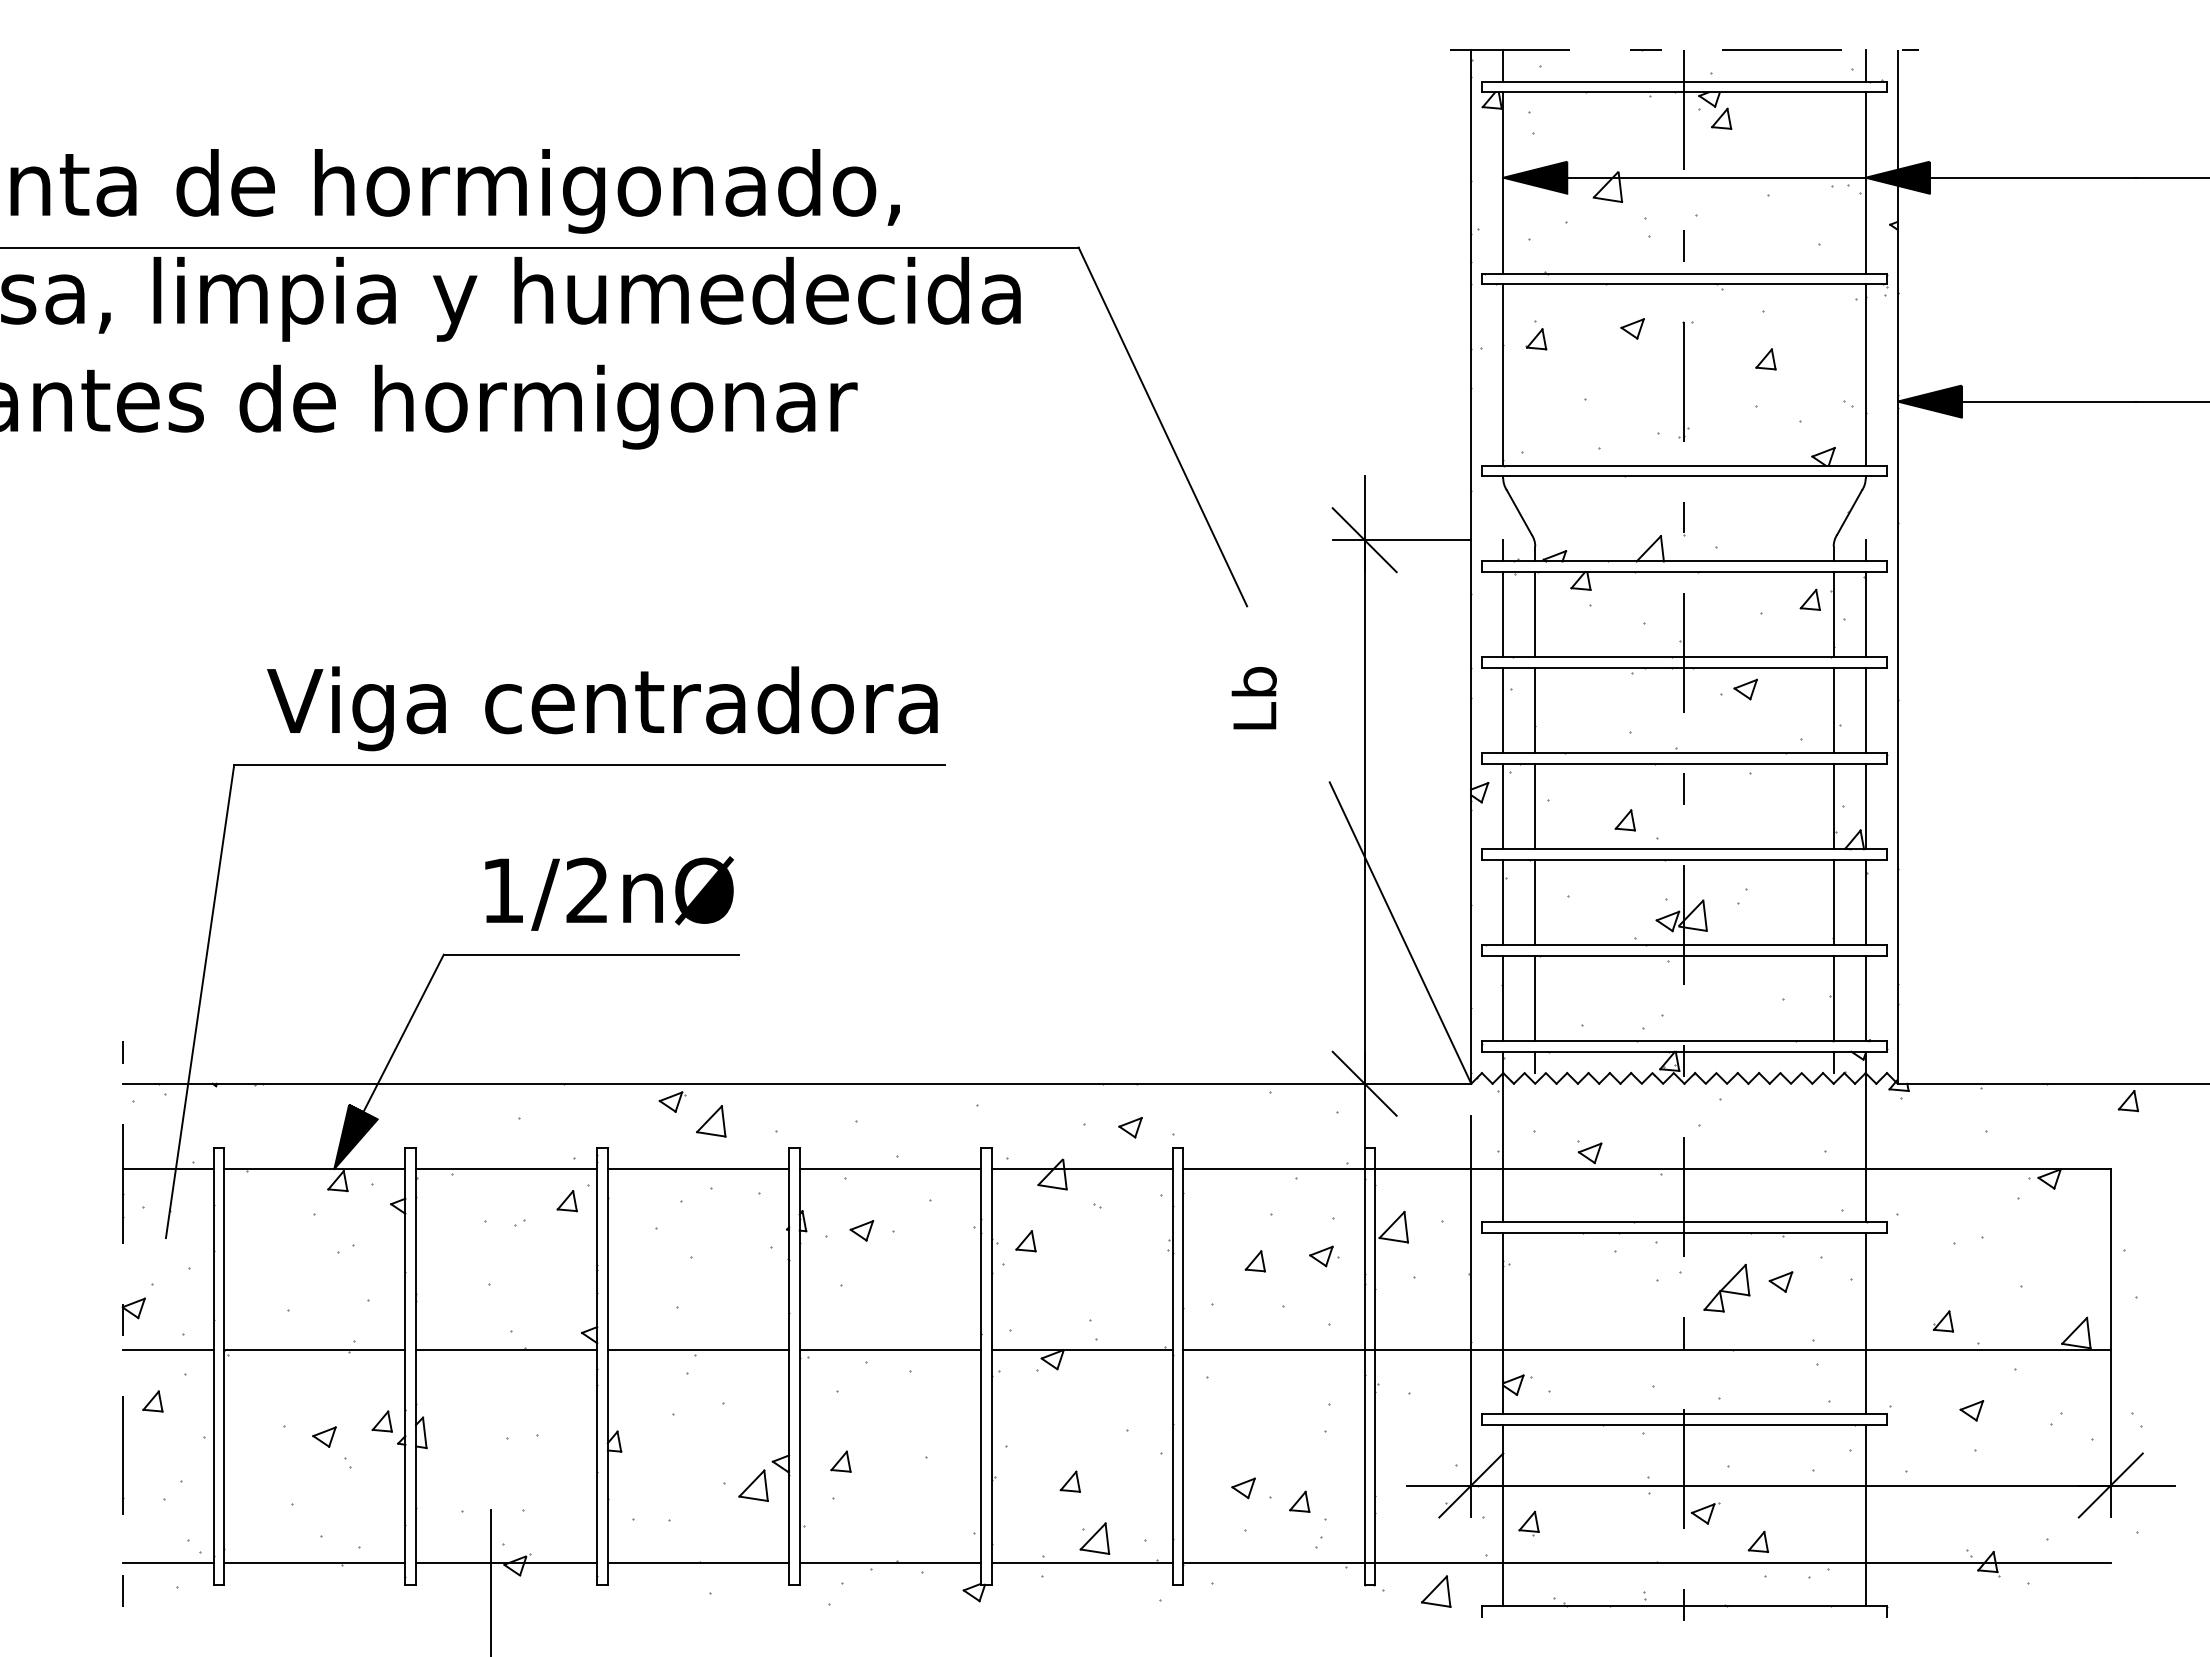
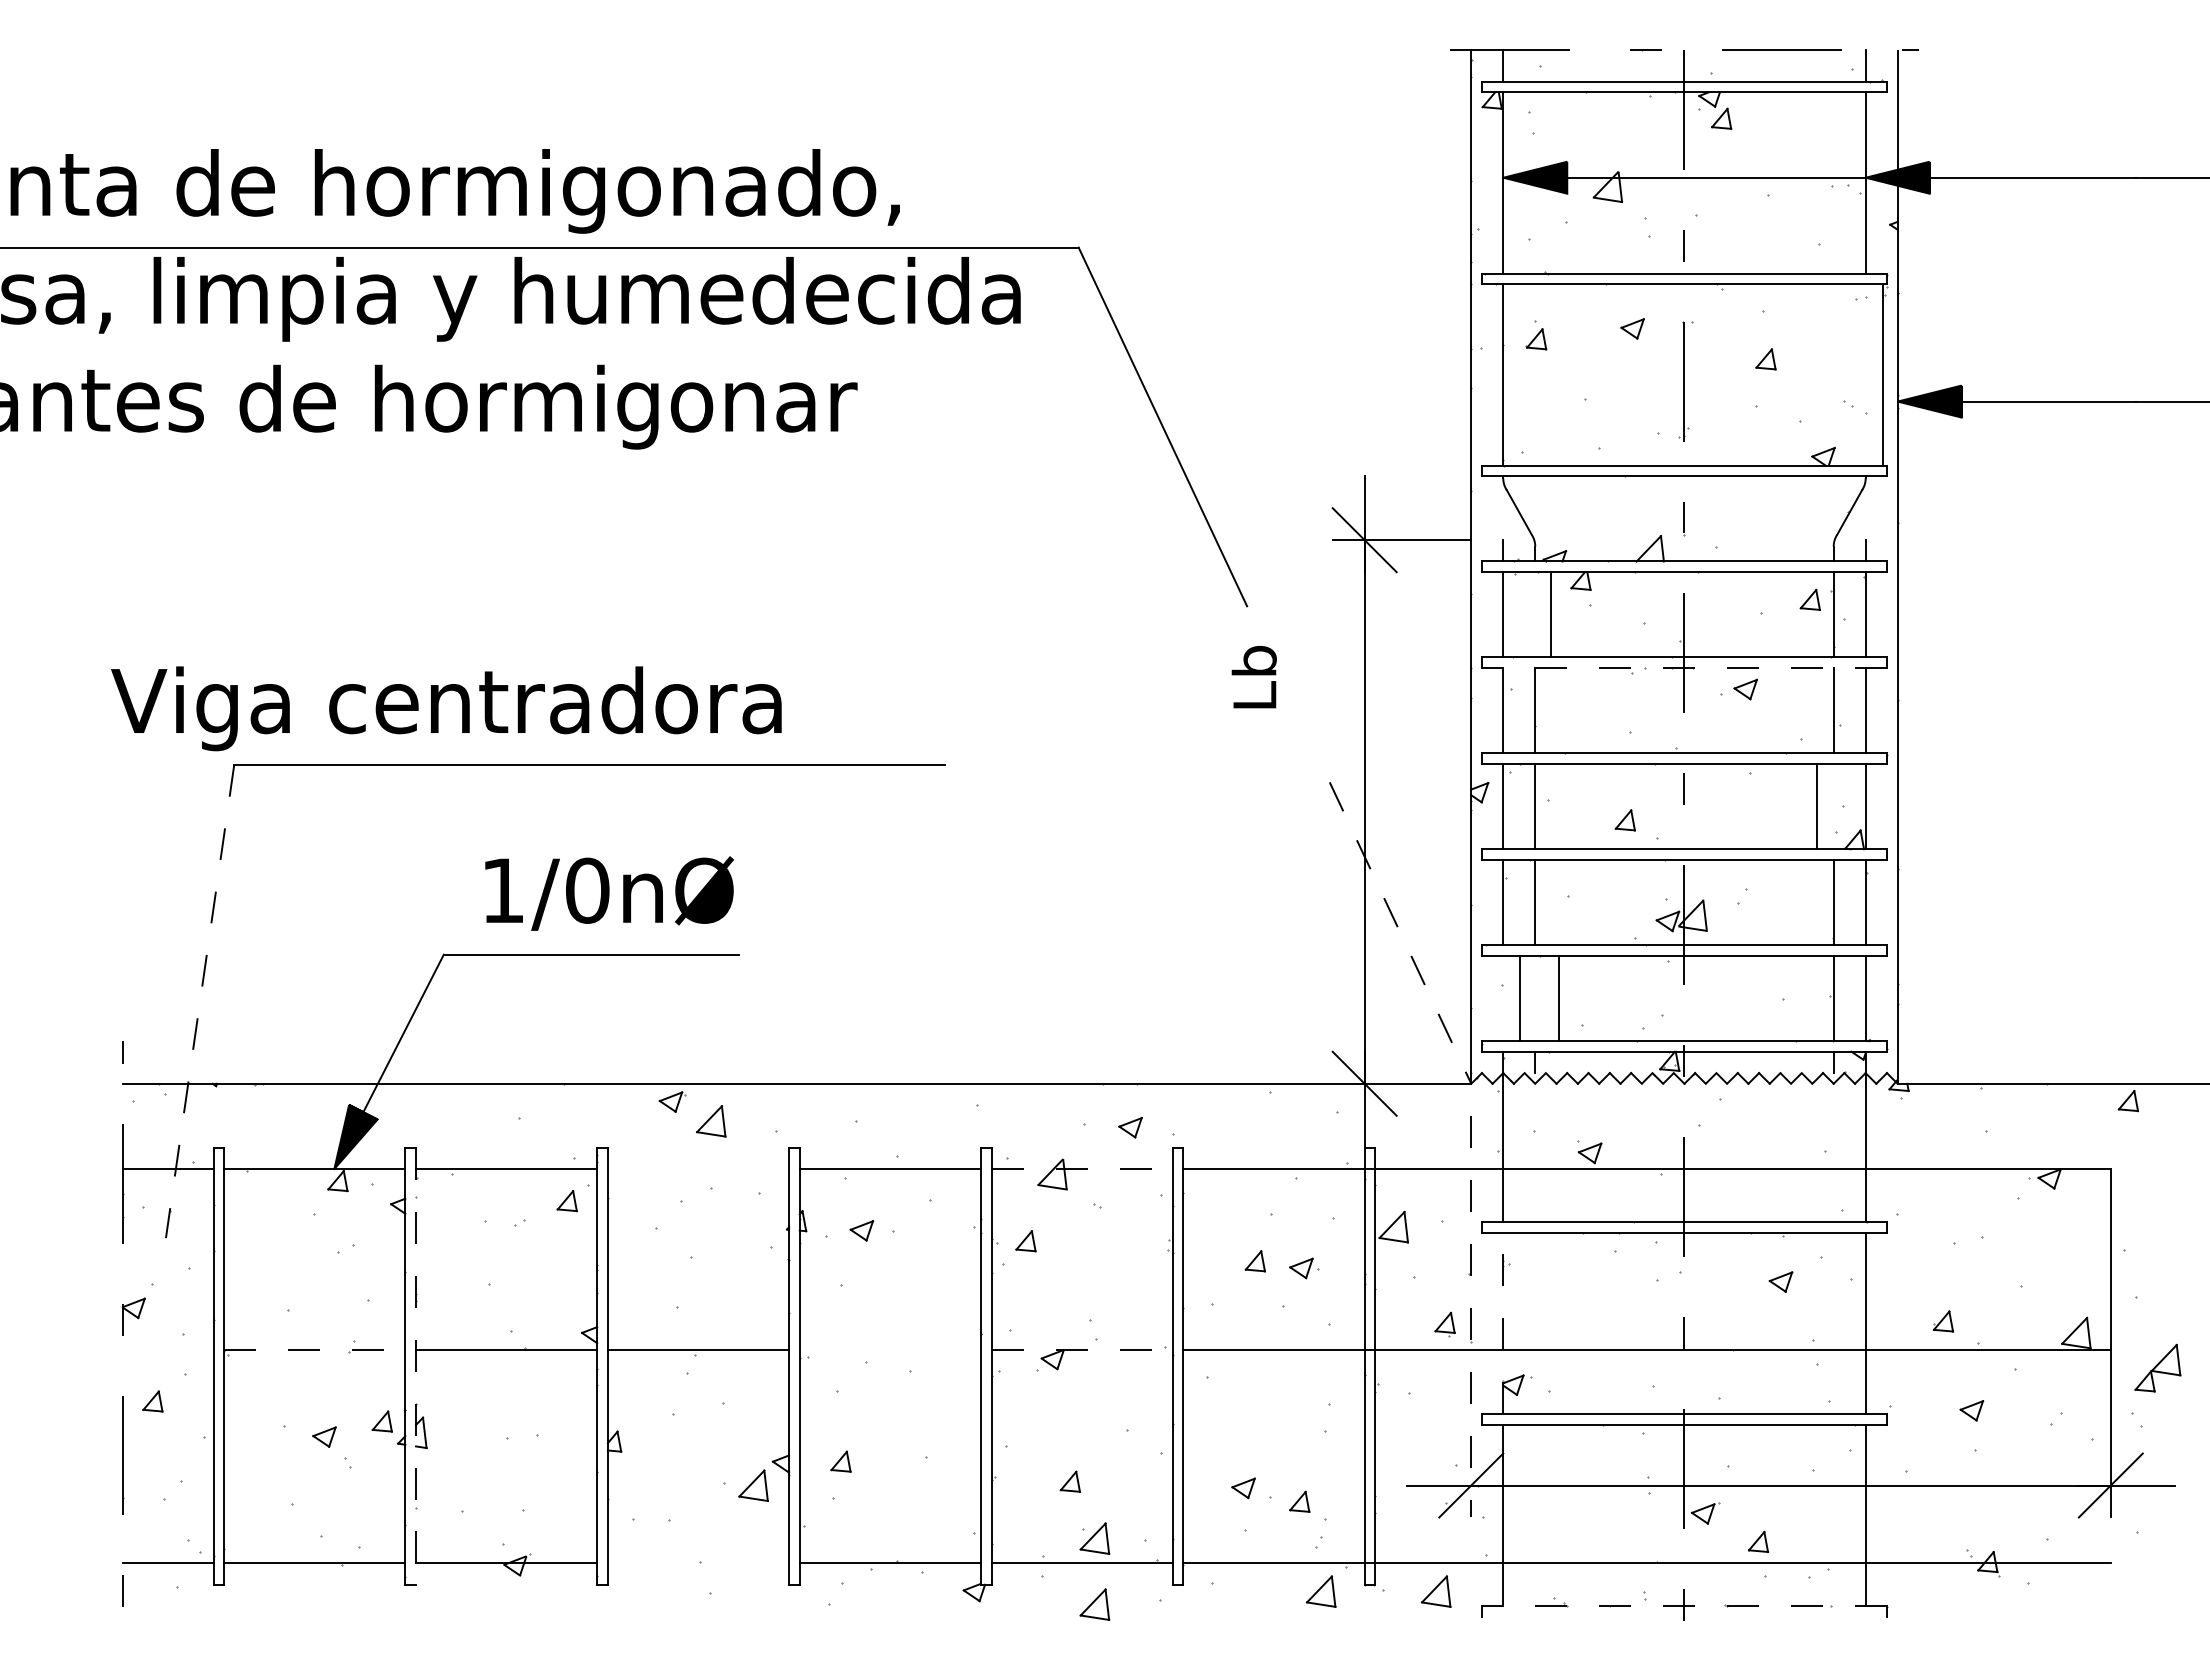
line position: (1865, 374) -> (1882, 374) (1882, 374)
line position: (1535, 614) -> (1551, 614) (1551, 614)
line: solid -> dashed (1684, 668)
text position: (1253, 698) -> (1253, 677) (1253, 677)
text position: (602, 708) -> (446, 708) (446, 708)
line position: (1833, 806) -> (1816, 806) (1816, 806)
text: 1/2nØ -> 1/0nØ (587, 890)
line: solid -> dashed (1400, 933)
line position: (1503, 998) -> (1520, 998) (1520, 998)
line position: (1535, 998) -> (1559, 998) (1559, 998)
line: solid -> dashed (200, 1001)
line: present -> none (698, 1169)
line: solid -> dashed (1082, 1169)
part position: (1324, 1256) -> (1304, 1268) (1304, 1268)
part position: (1726, 1287) -> (2157, 1367) (2157, 1367)
line: solid -> dashed (1471, 1316)
line: solid -> dashed (1503, 1323)
line: present -> none (167, 1350)
line: solid -> dashed (314, 1350)
line: present -> none (889, 1350)
line: solid -> dashed (1082, 1350)
line: solid -> dashed (416, 1366)
part position: (1528, 1523) -> (1444, 1324) (1444, 1324)
line: present -> none (698, 1563)
line: present -> none (490, 1581)
part: none -> present (1321, 1591)
part: none -> present (1094, 1604)
line: solid -> dashed (1684, 1606)
